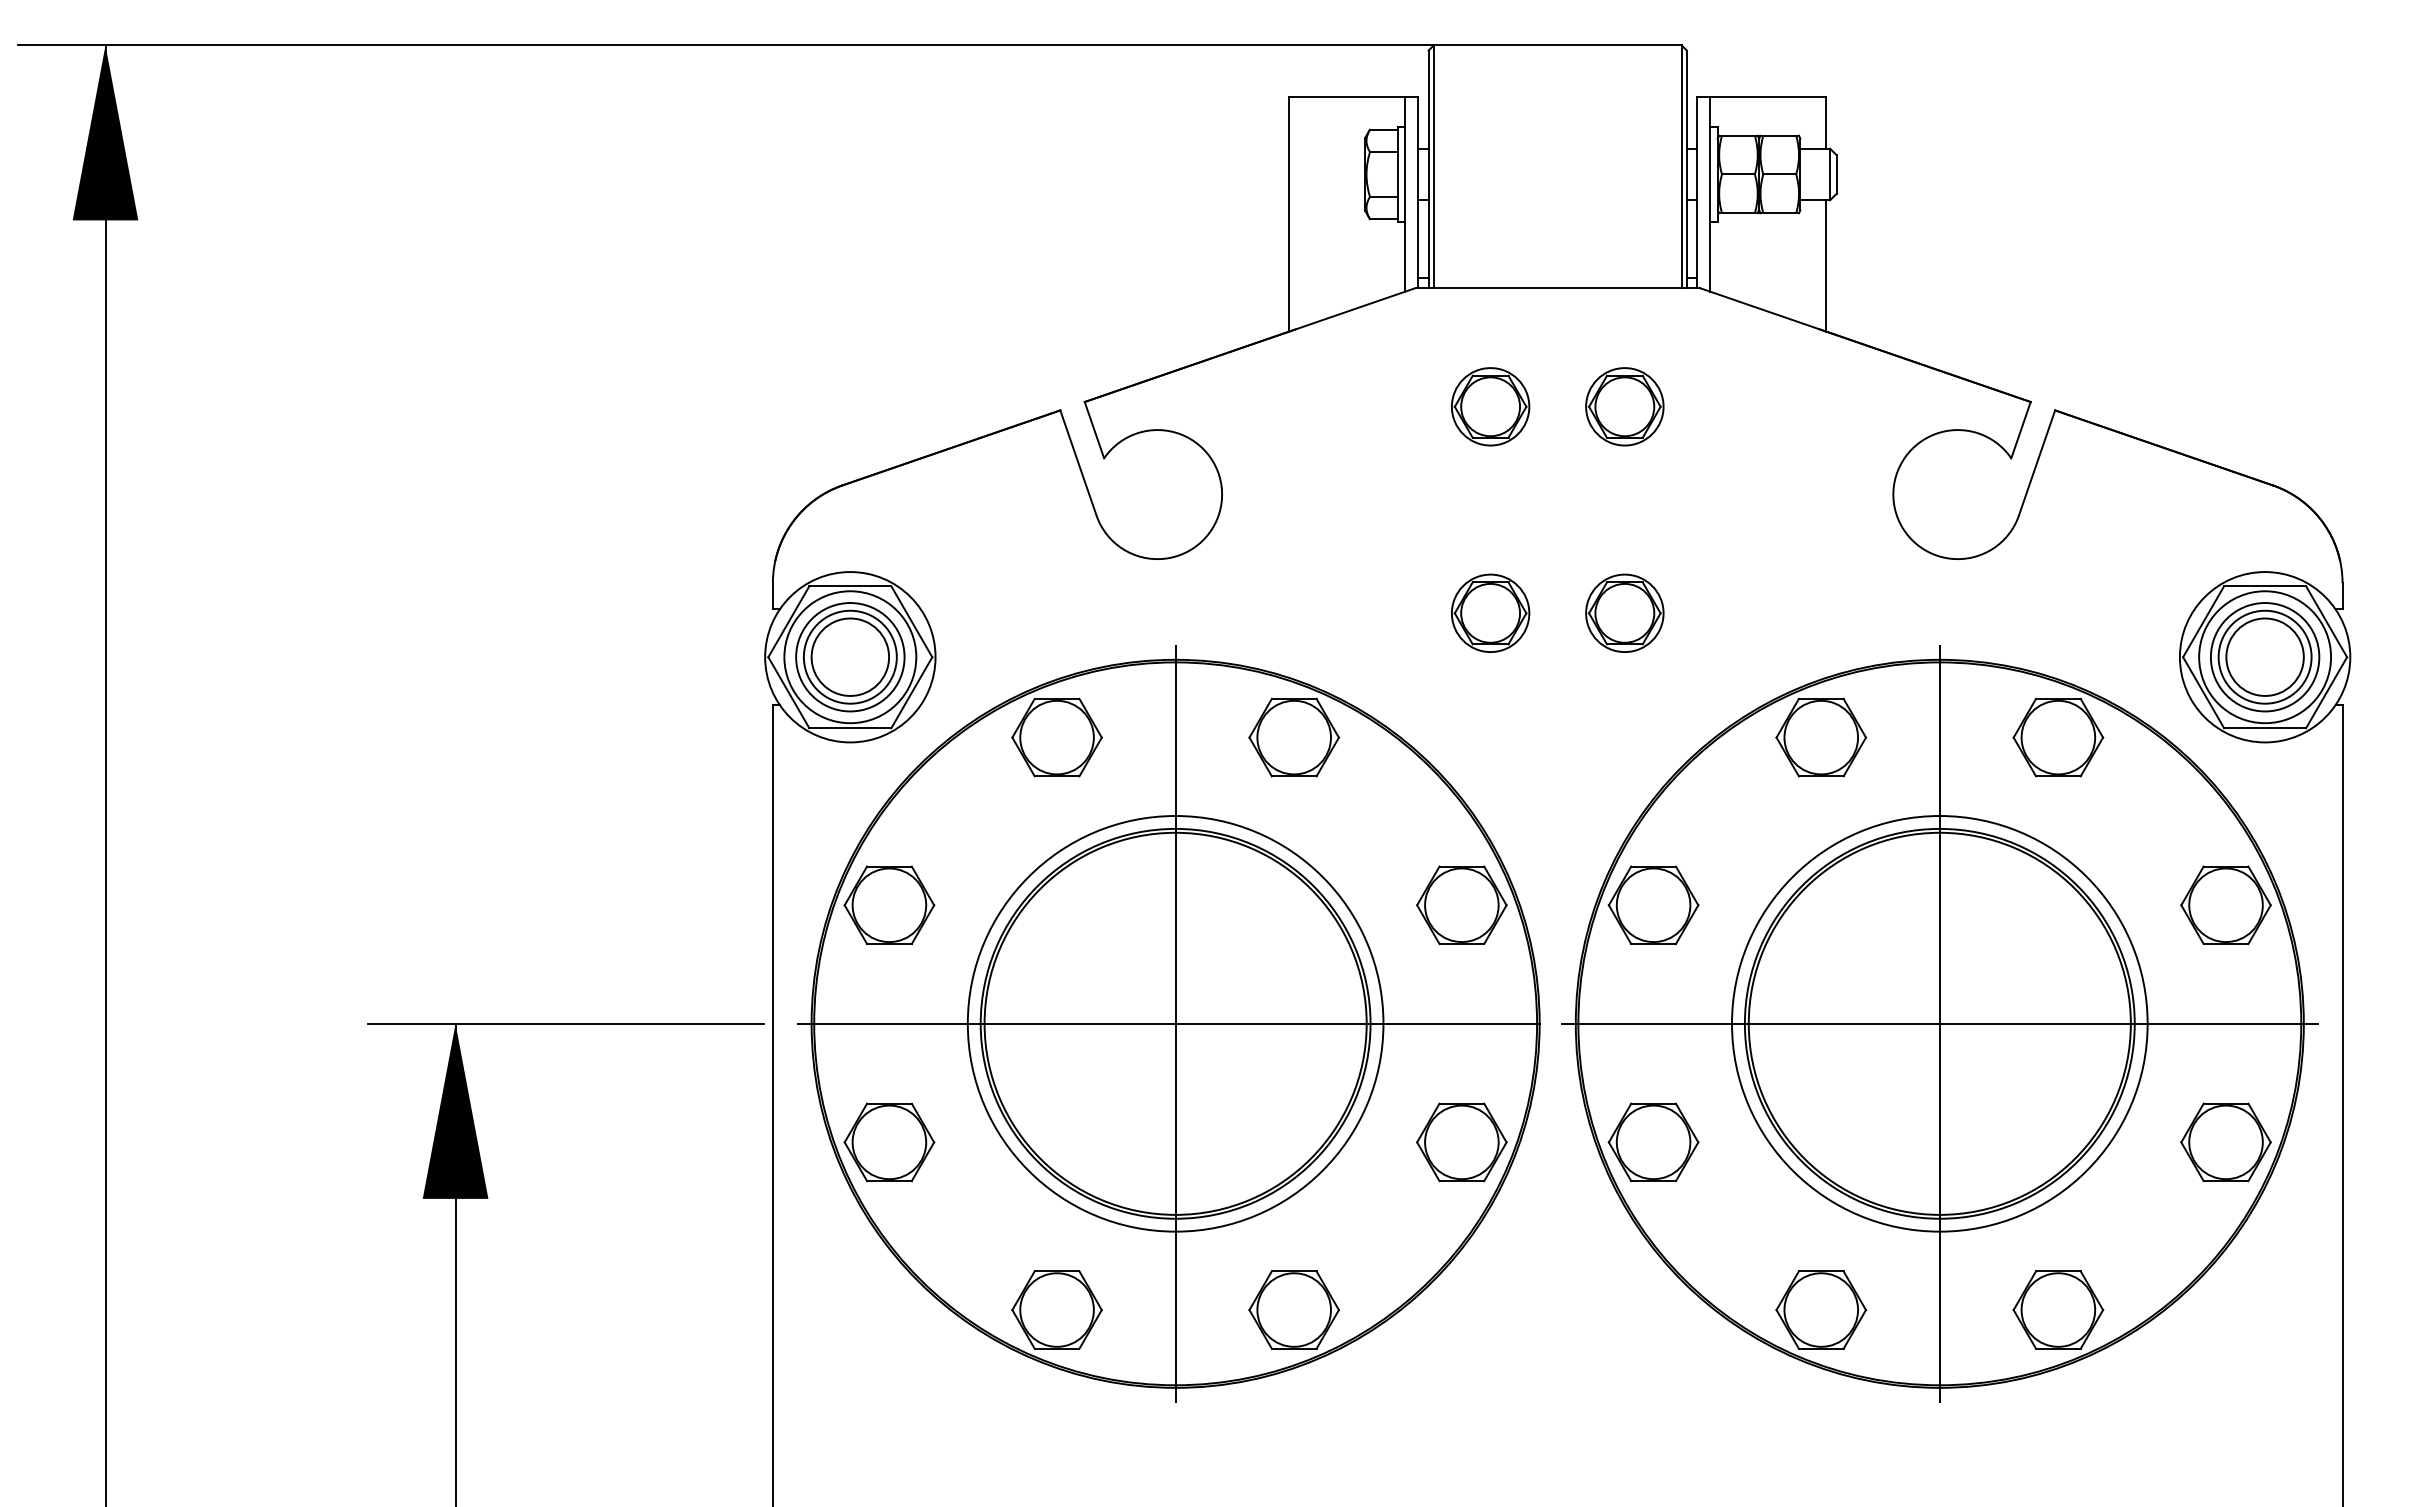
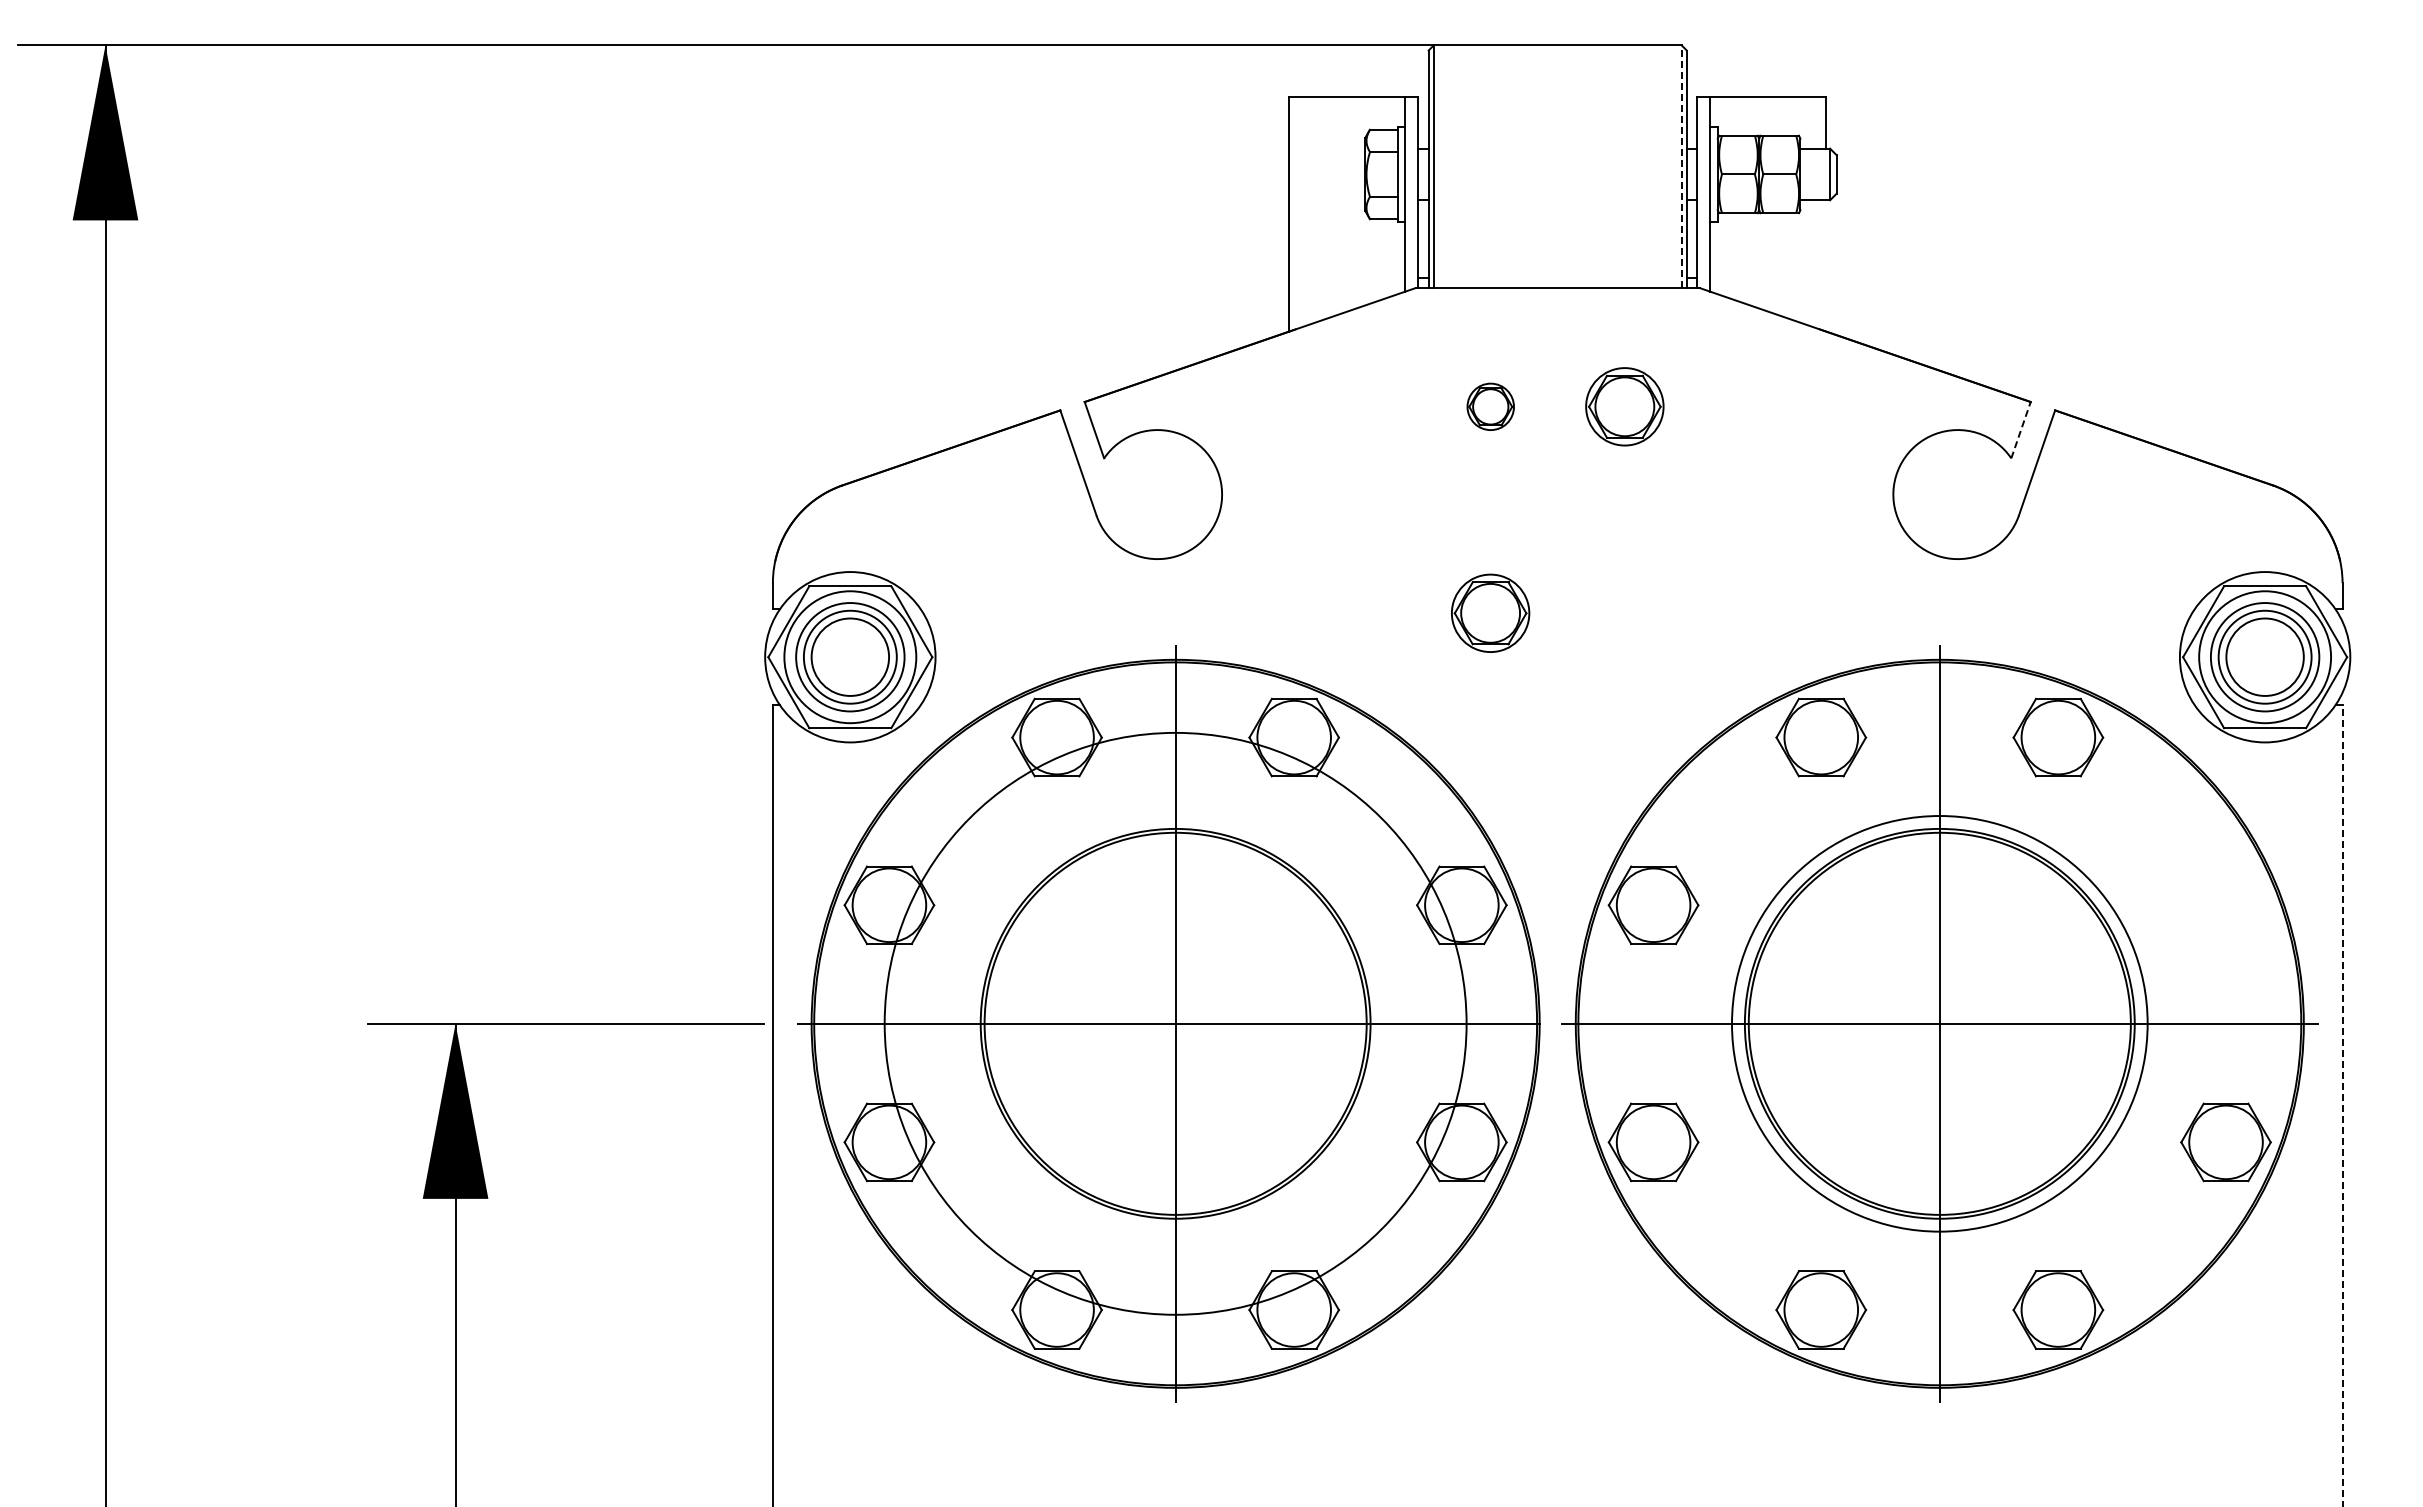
line: solid -> dashed (1681, 166)
line: present -> none (1826, 265)
part size: 80x80 px -> 49x49 px (1490, 406)
line: solid -> dashed (2021, 430)
part: present -> none (1624, 612)
part: present -> none (2225, 904)
circle diameter: 416 px -> 582 px (1175, 1023)
line: solid -> dashed (2342, 1105)
